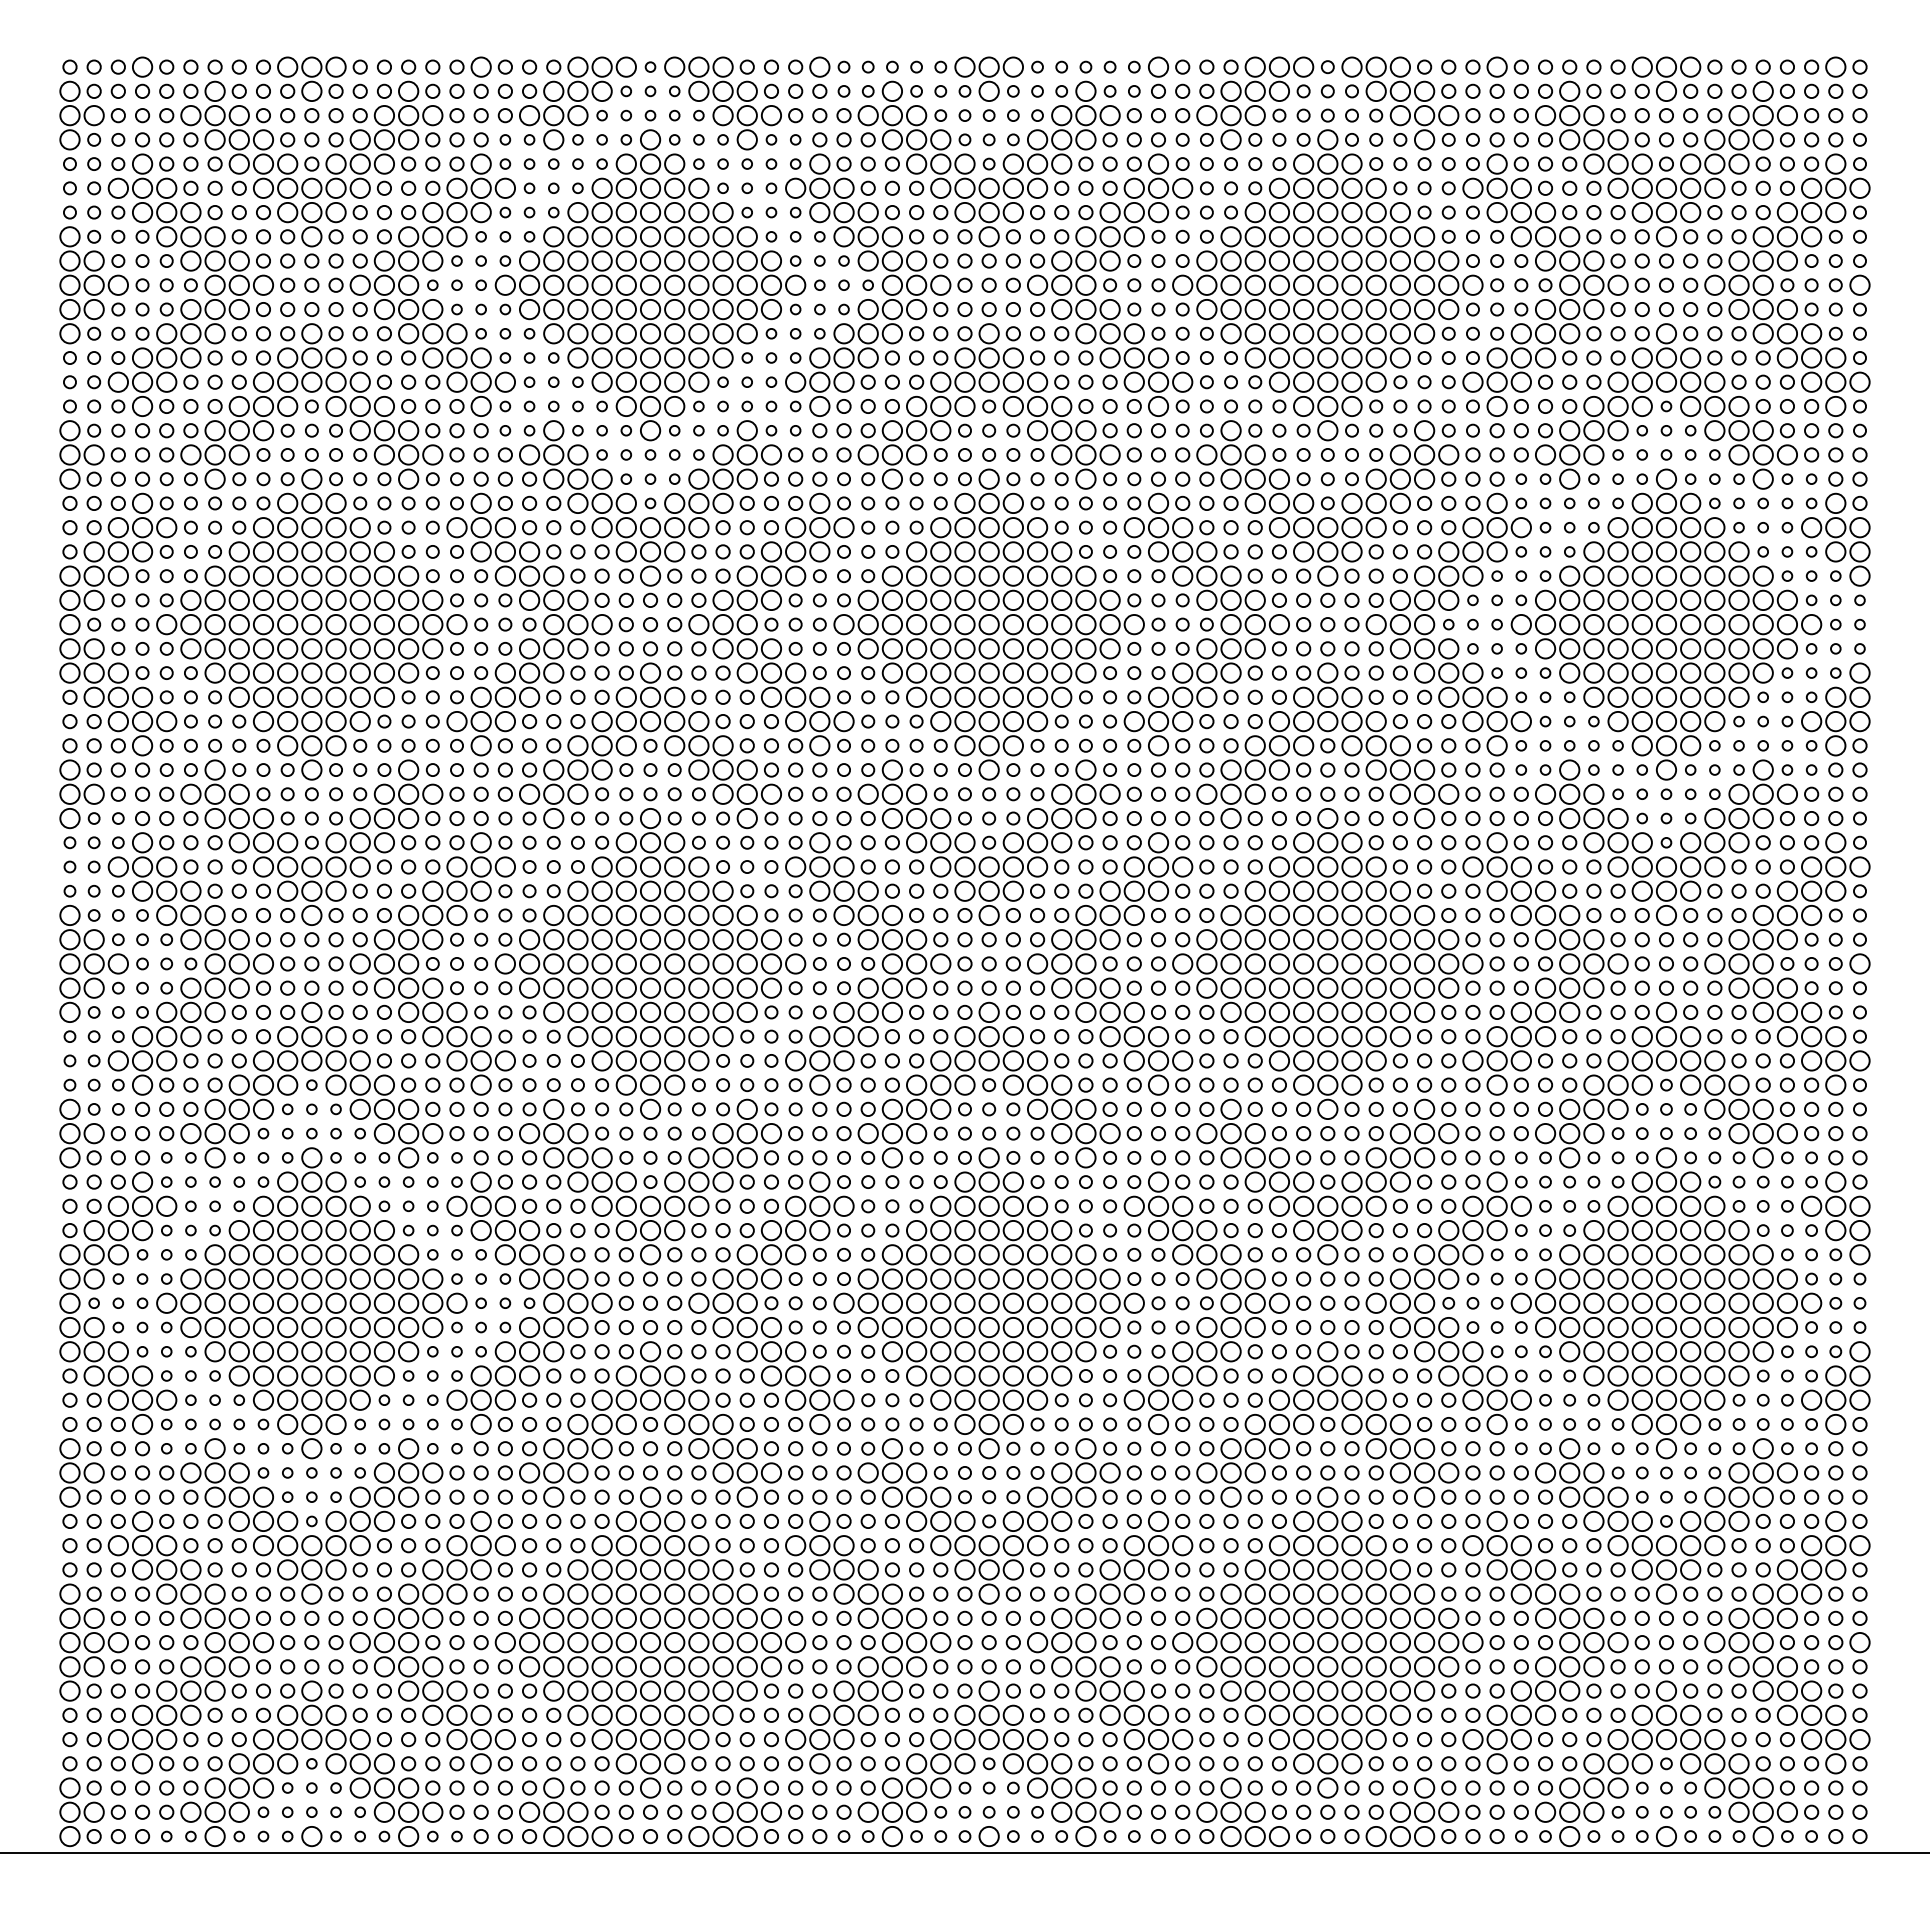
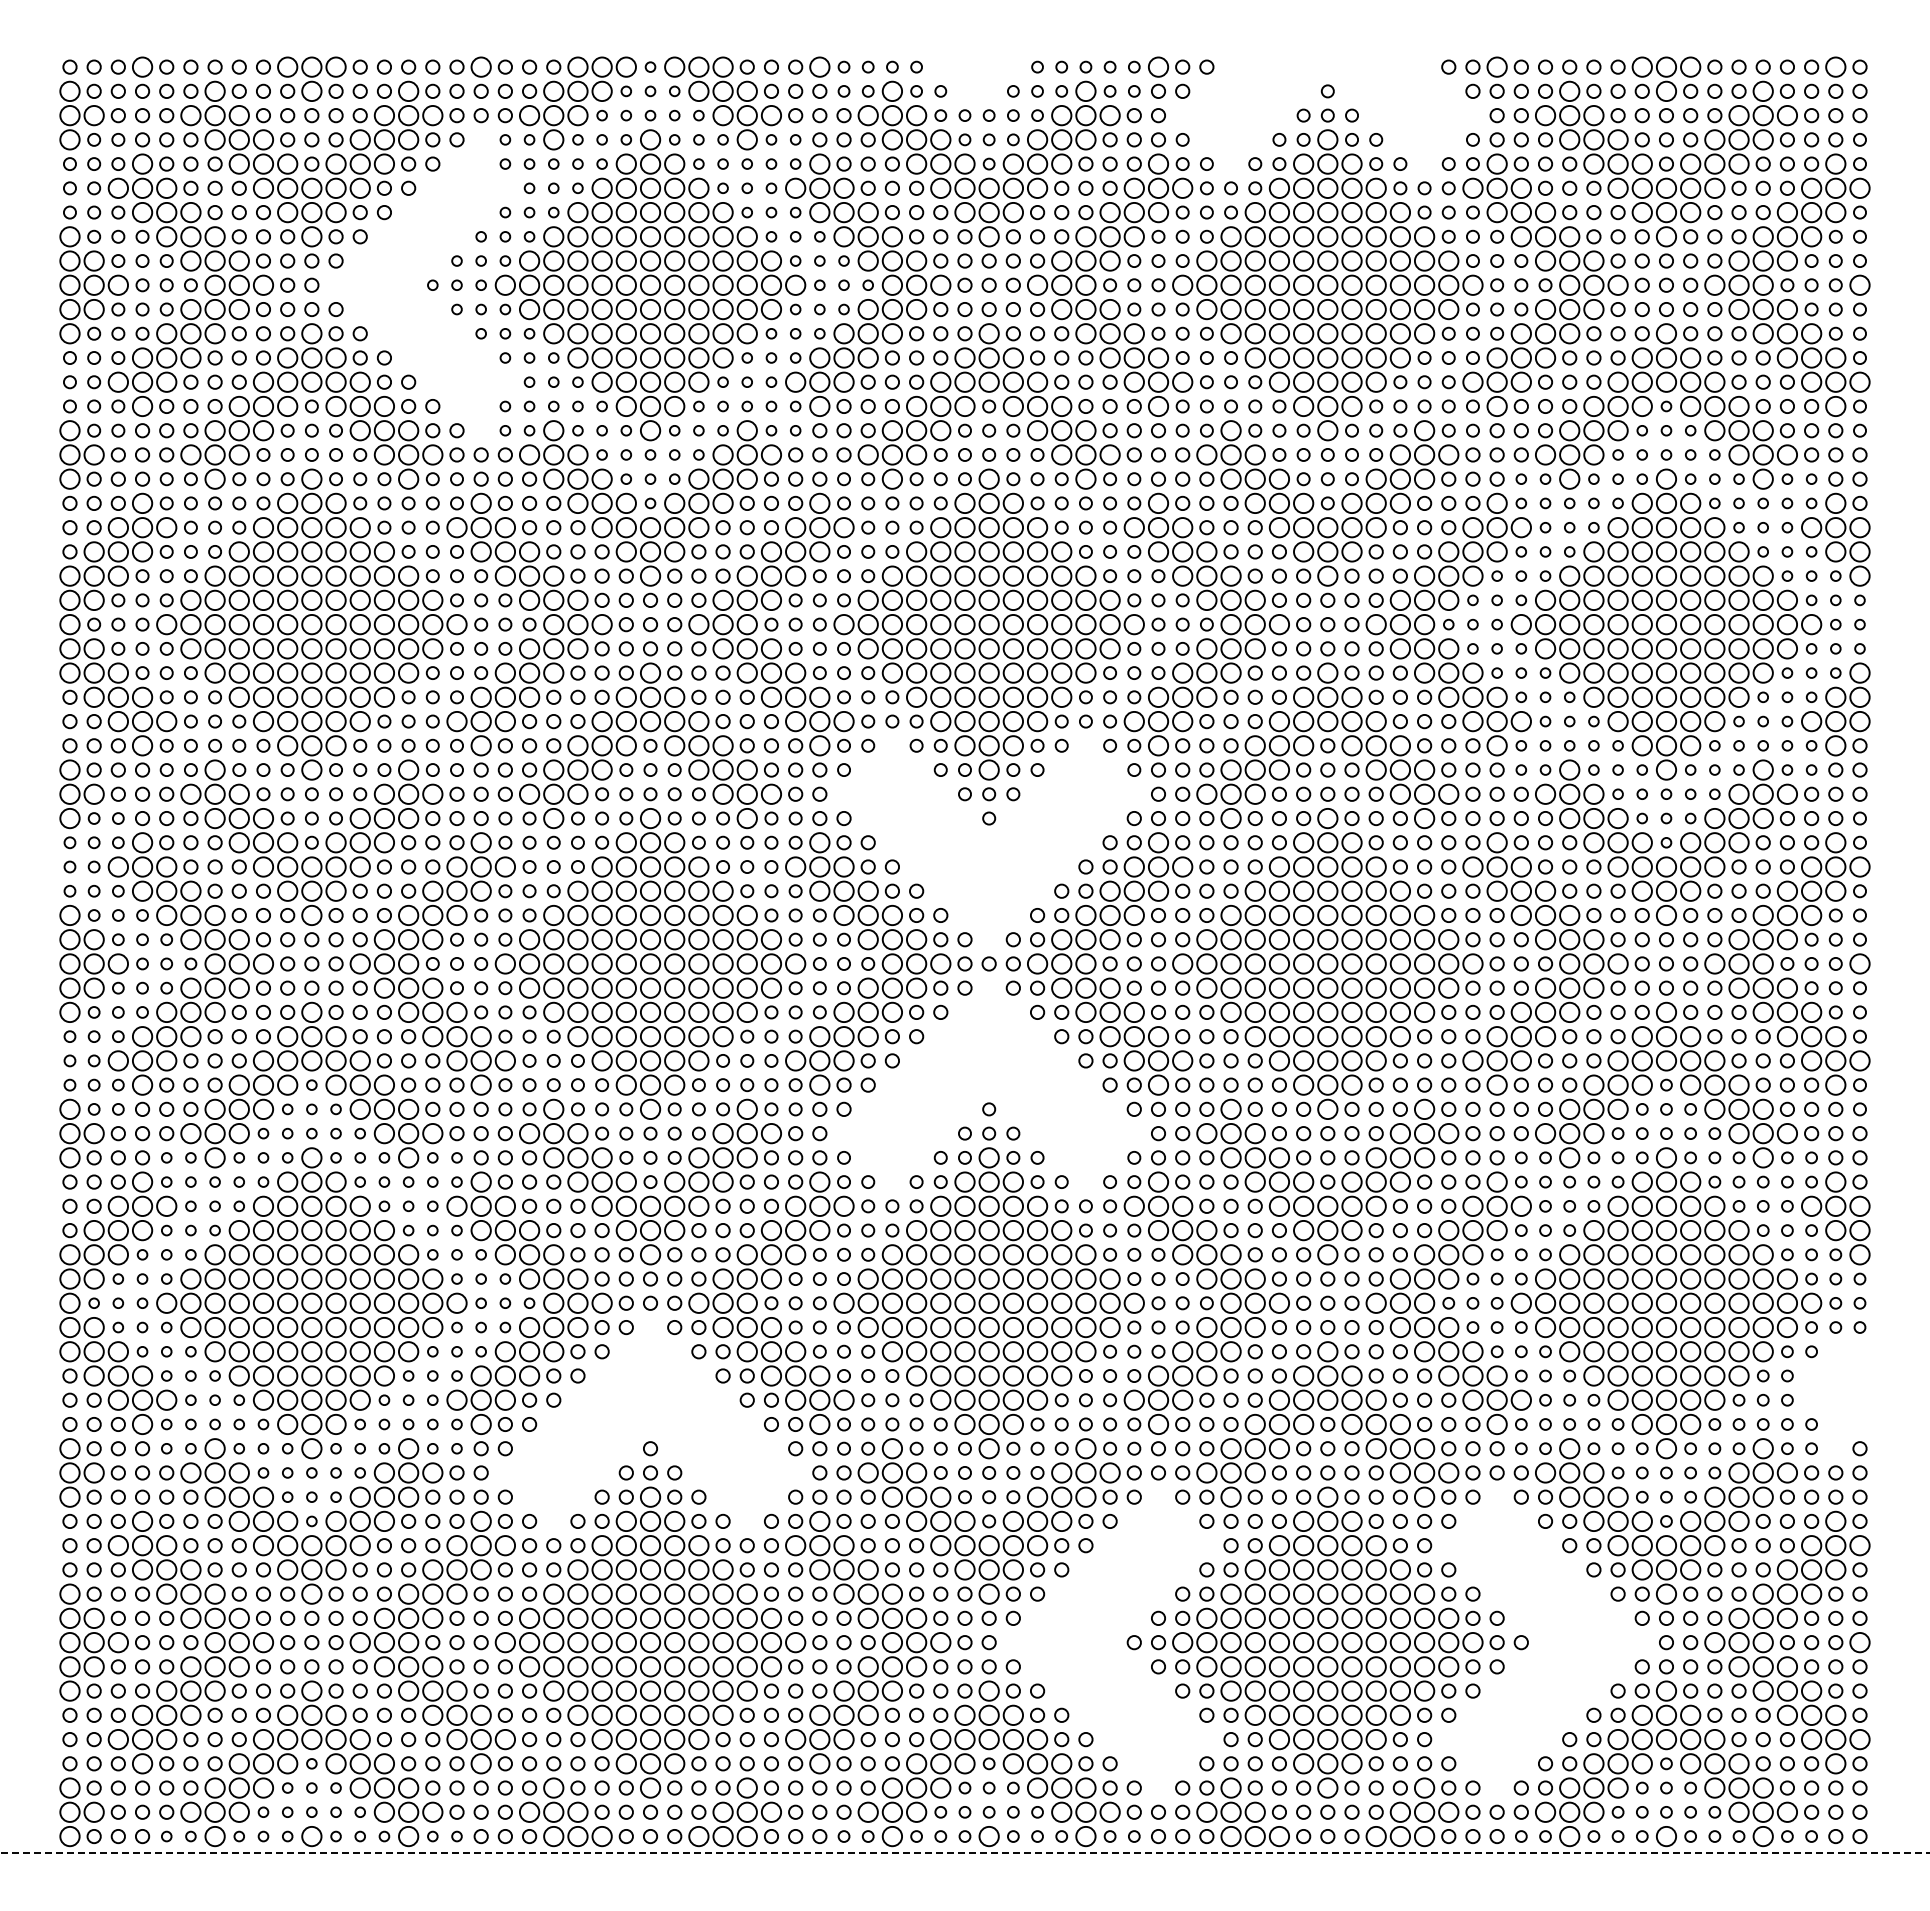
part: present -> none (978, 78)
part: present -> none (1309, 95)
part: present -> none (421, 285)
part: present -> none (988, 842)
part: present -> none (988, 1084)
part: present -> none (1835, 1398)
part: present -> none (650, 1424)
part: present -> none (1109, 1642)
part: present -> none (1545, 1642)
line: solid -> dashed (964, 1853)
